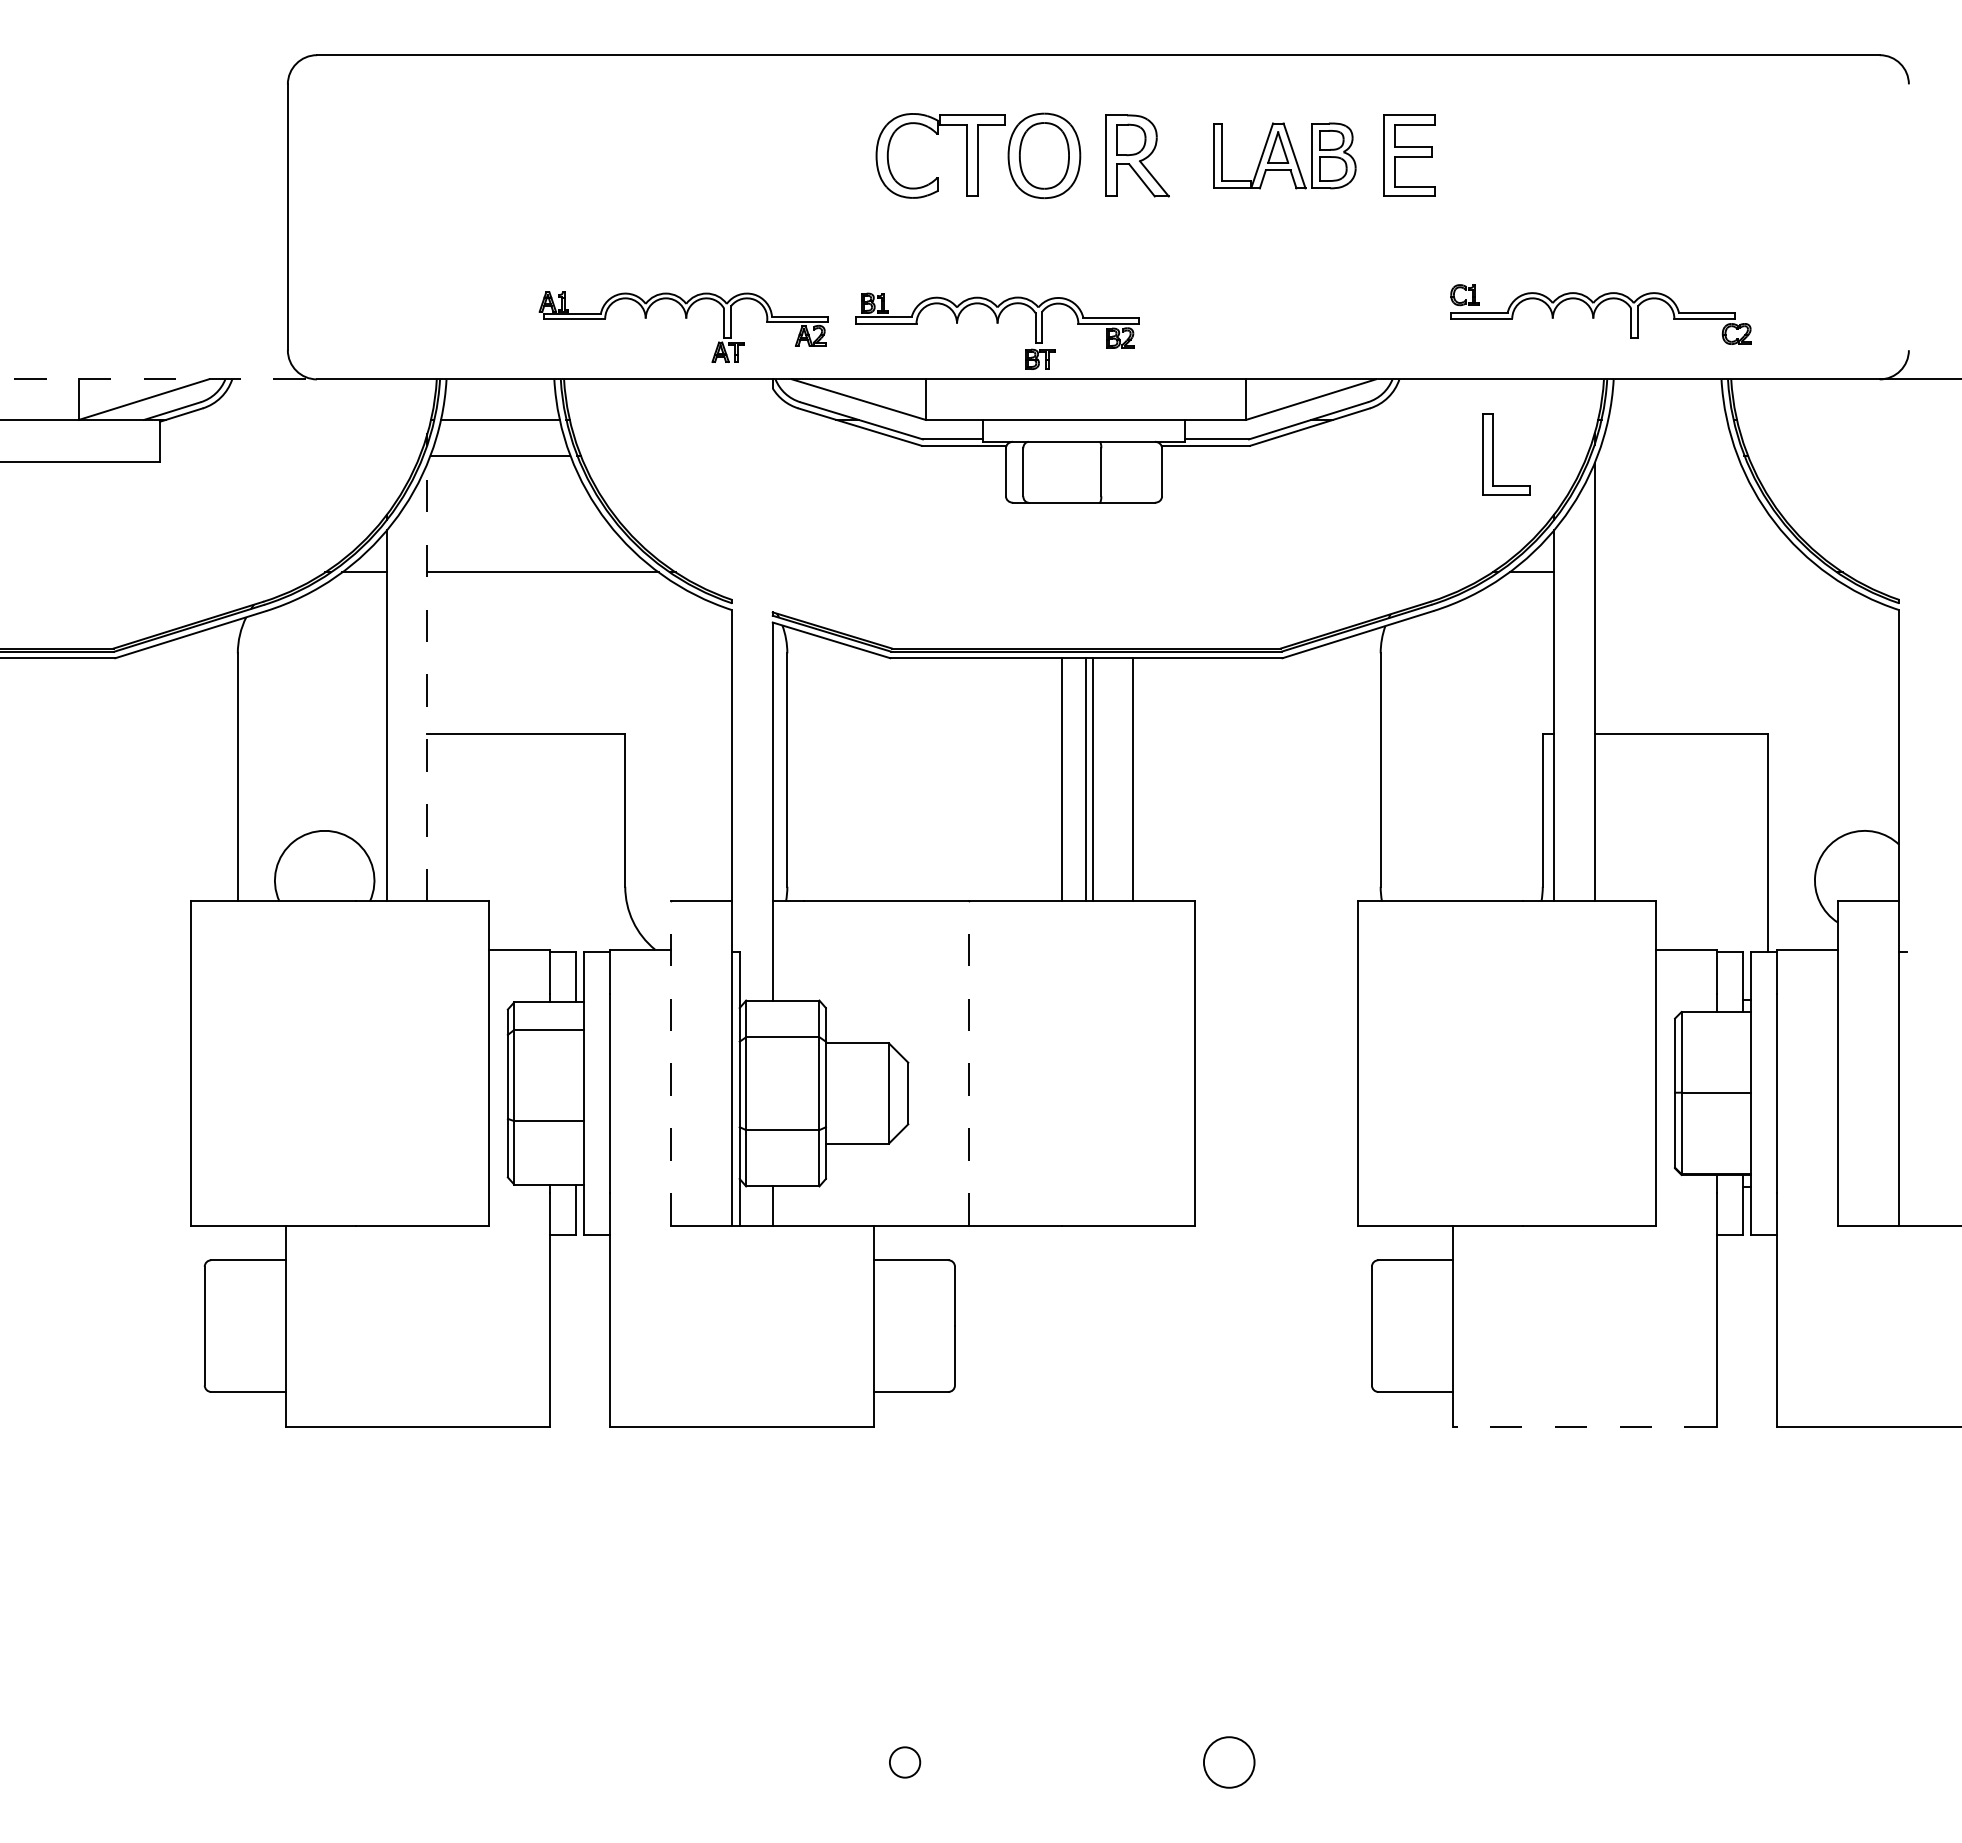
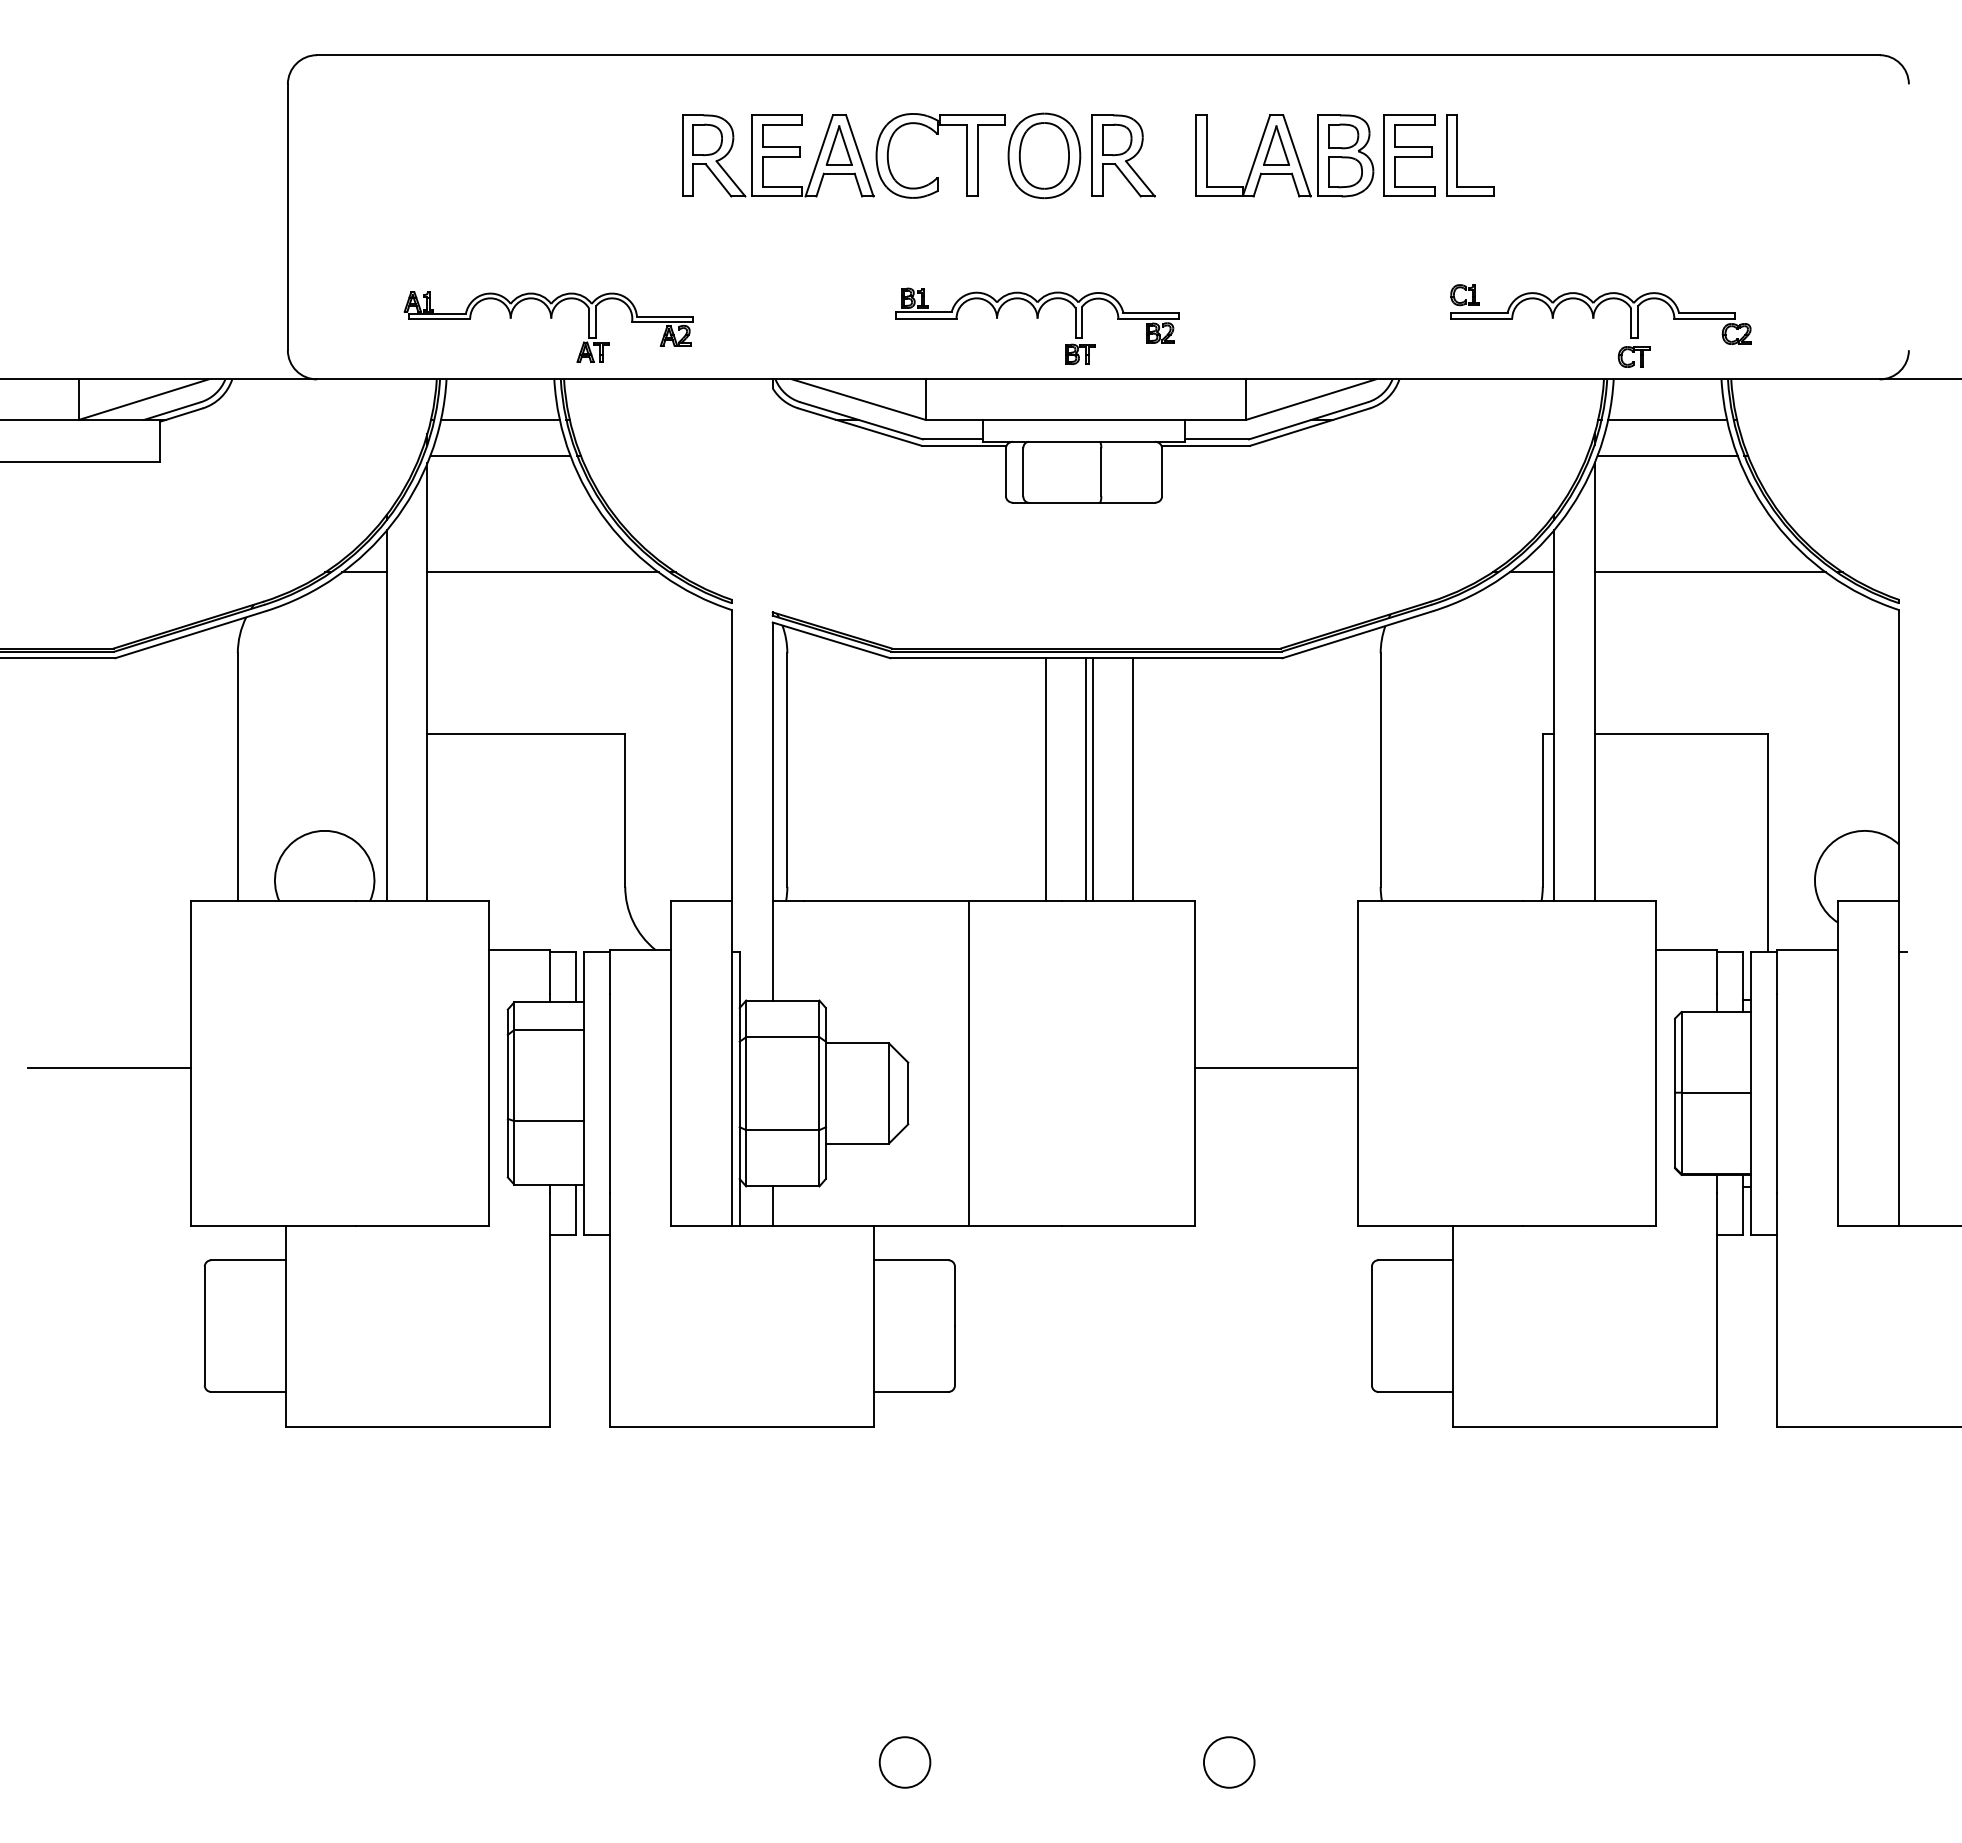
part: none -> present (778, 155)
part position: (1137, 155) -> (1123, 155) (1123, 155)
part size: 144x68 px -> 180x84 px (1284, 155)
part position: (685, 318) -> (550, 318) (550, 318)
part position: (997, 323) -> (1037, 318) (1037, 318)
part: none -> present (1633, 356)
line: dashed -> solid (159, 379)
line: none -> present (1667, 419)
part position: (1493, 454) -> (1457, 155) (1457, 155)
line: none -> present (1667, 455)
line: none -> present (1709, 572)
line: dashed -> solid (427, 681)
line position: (1061, 779) -> (1045, 779) (1045, 779)
line: dashed -> solid (670, 1063)
line: dashed -> solid (968, 1063)
line: none -> present (109, 1068)
line: none -> present (1276, 1068)
line: dashed -> solid (1584, 1426)
circle diameter: 30 px -> 51 px (904, 1762)
